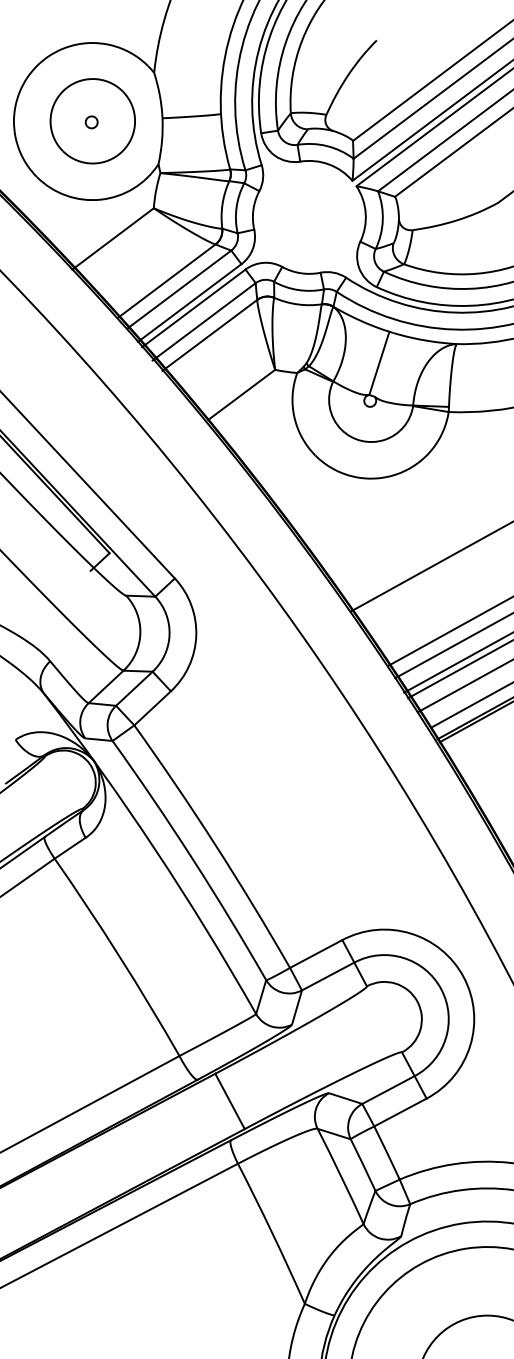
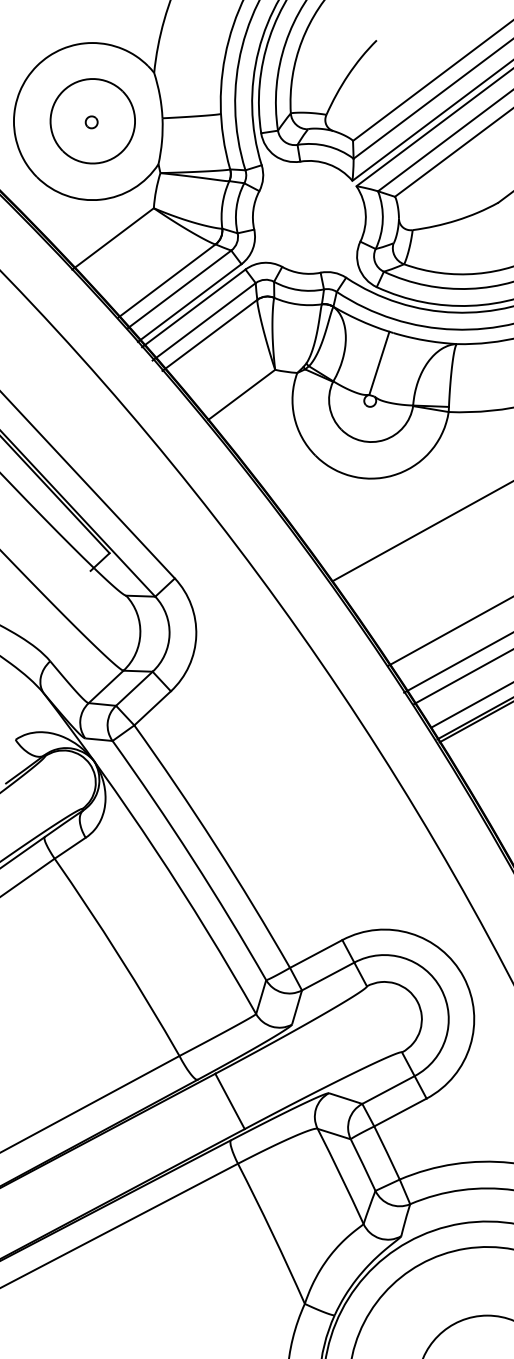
line position: (430, 567) -> (422, 531) (422, 531)
line: present -> none (452, 646)
line: present -> none (459, 669)
line position: (464, 686) -> (462, 677) (462, 677)
